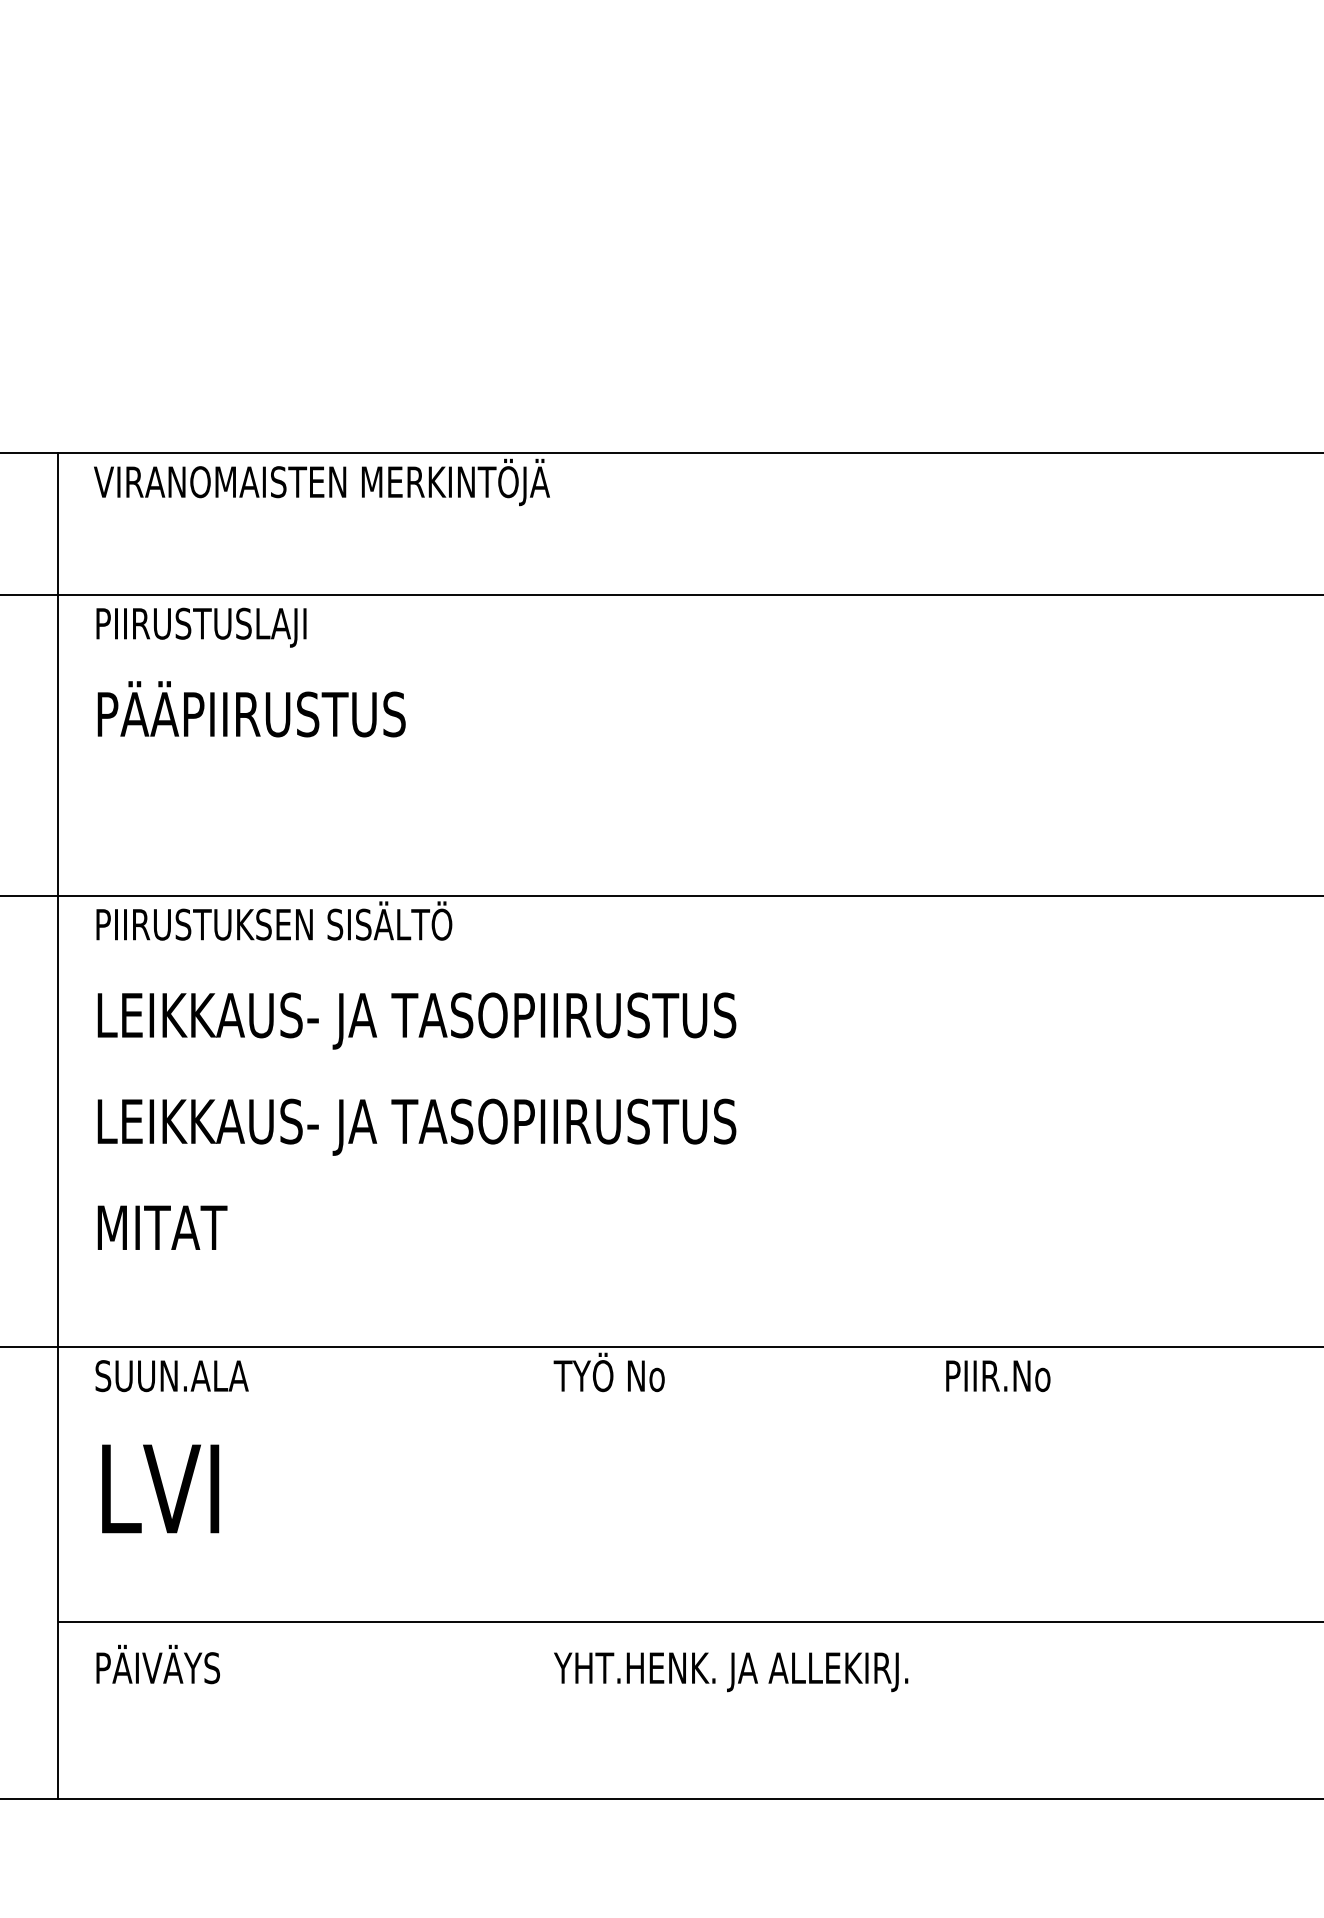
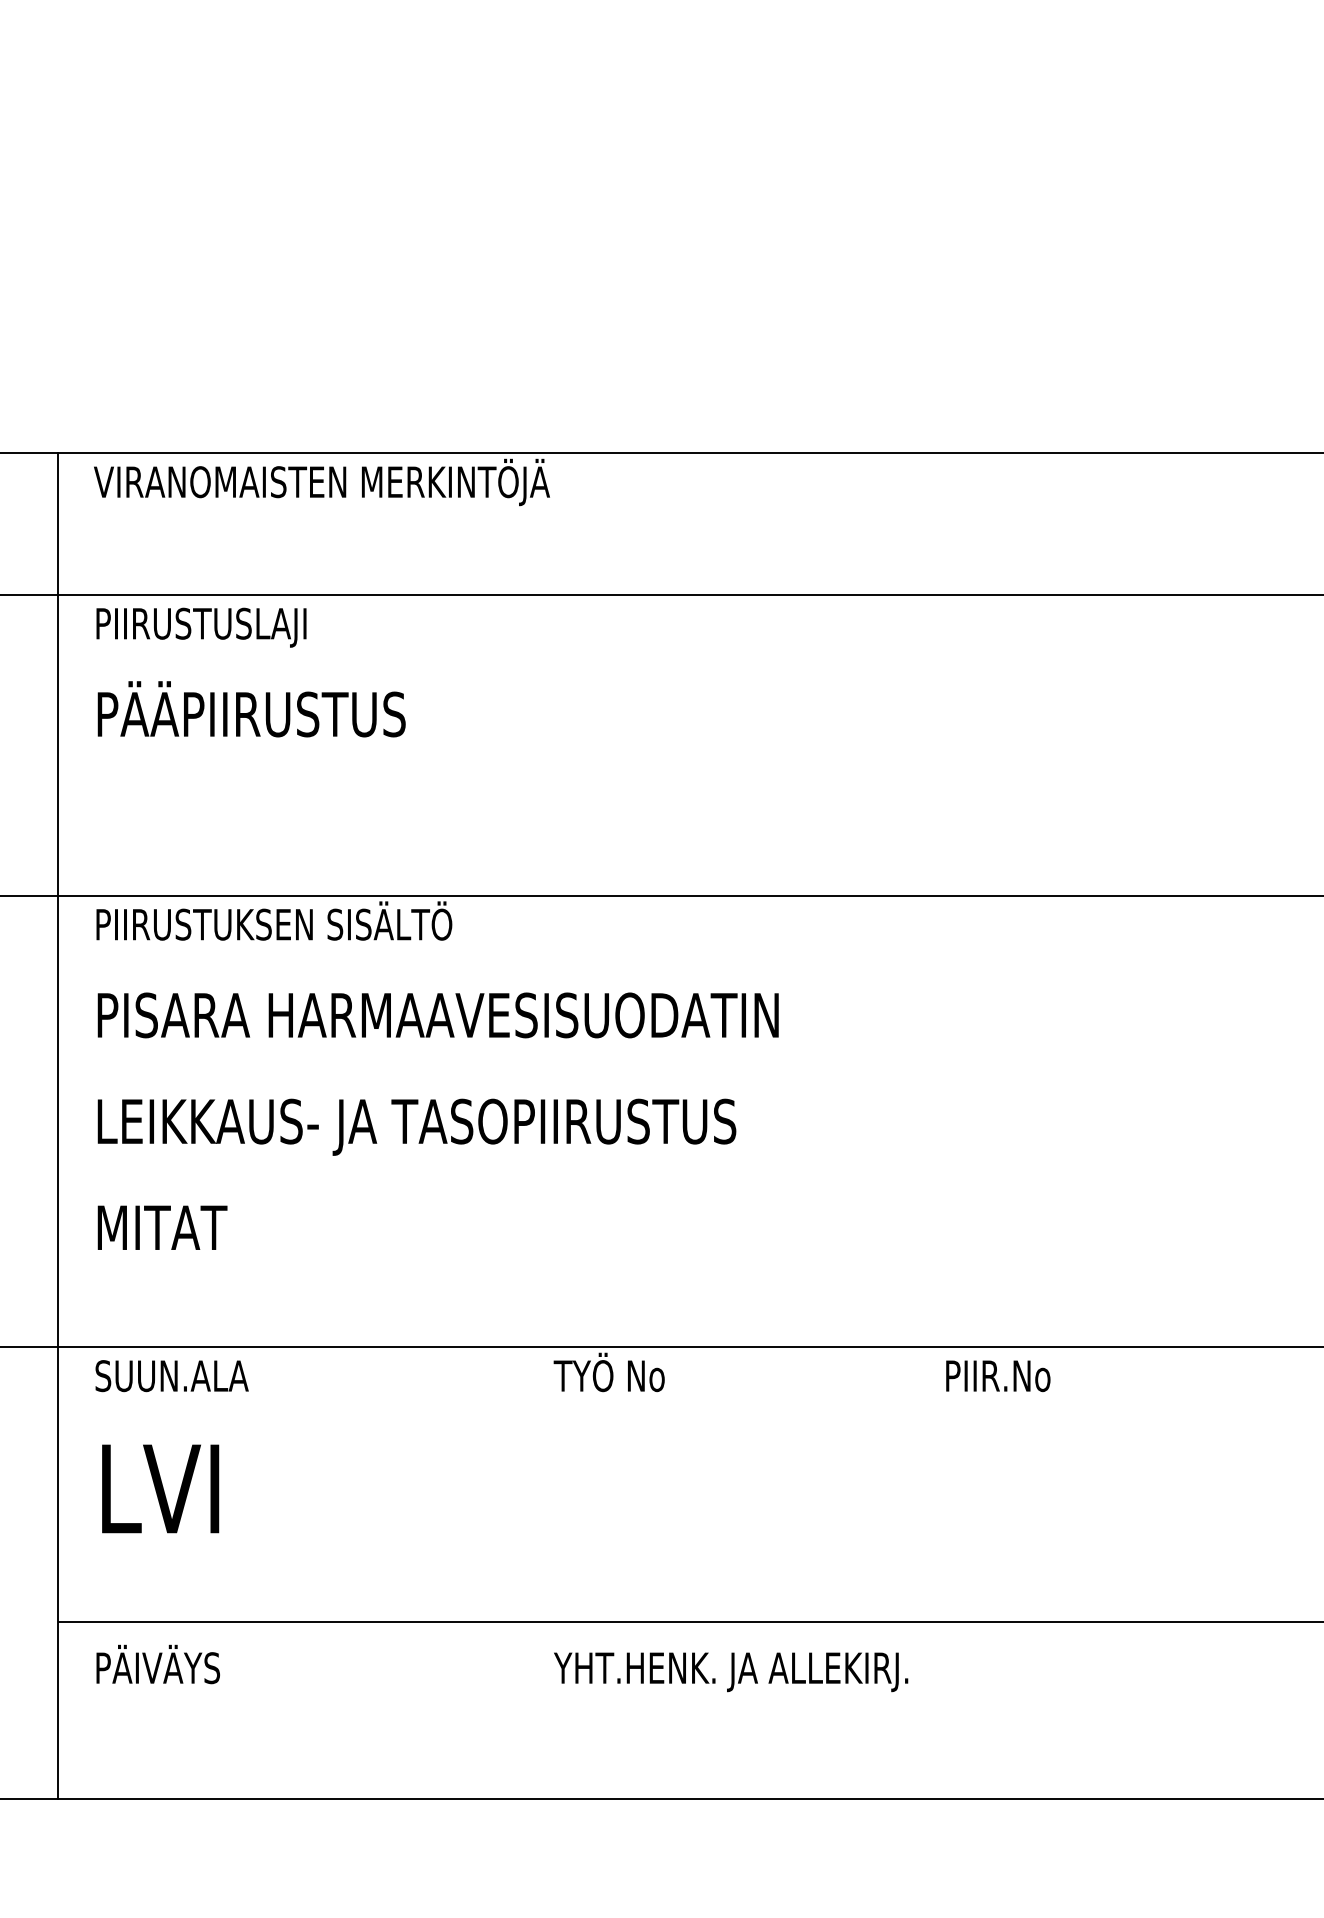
text: LEIKKAUS- JA TASOPIIRUSTUS -> PISARA HARMAAVESISUODATIN (440, 1020)
